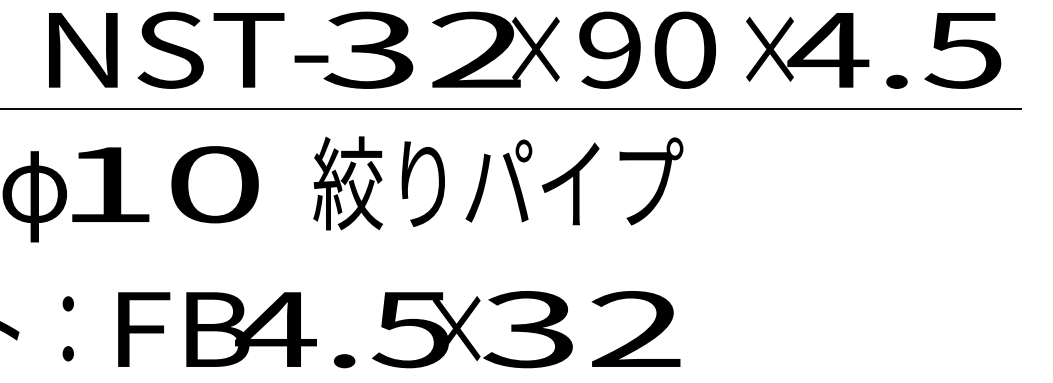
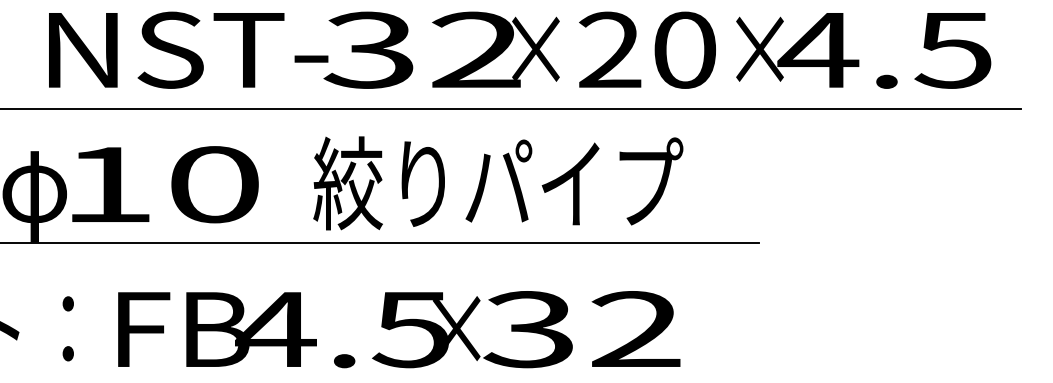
text: 90 -> 20 (610, 50)
text position: (873, 50) -> (863, 50) (863, 50)
line: none -> present (380, 242)
